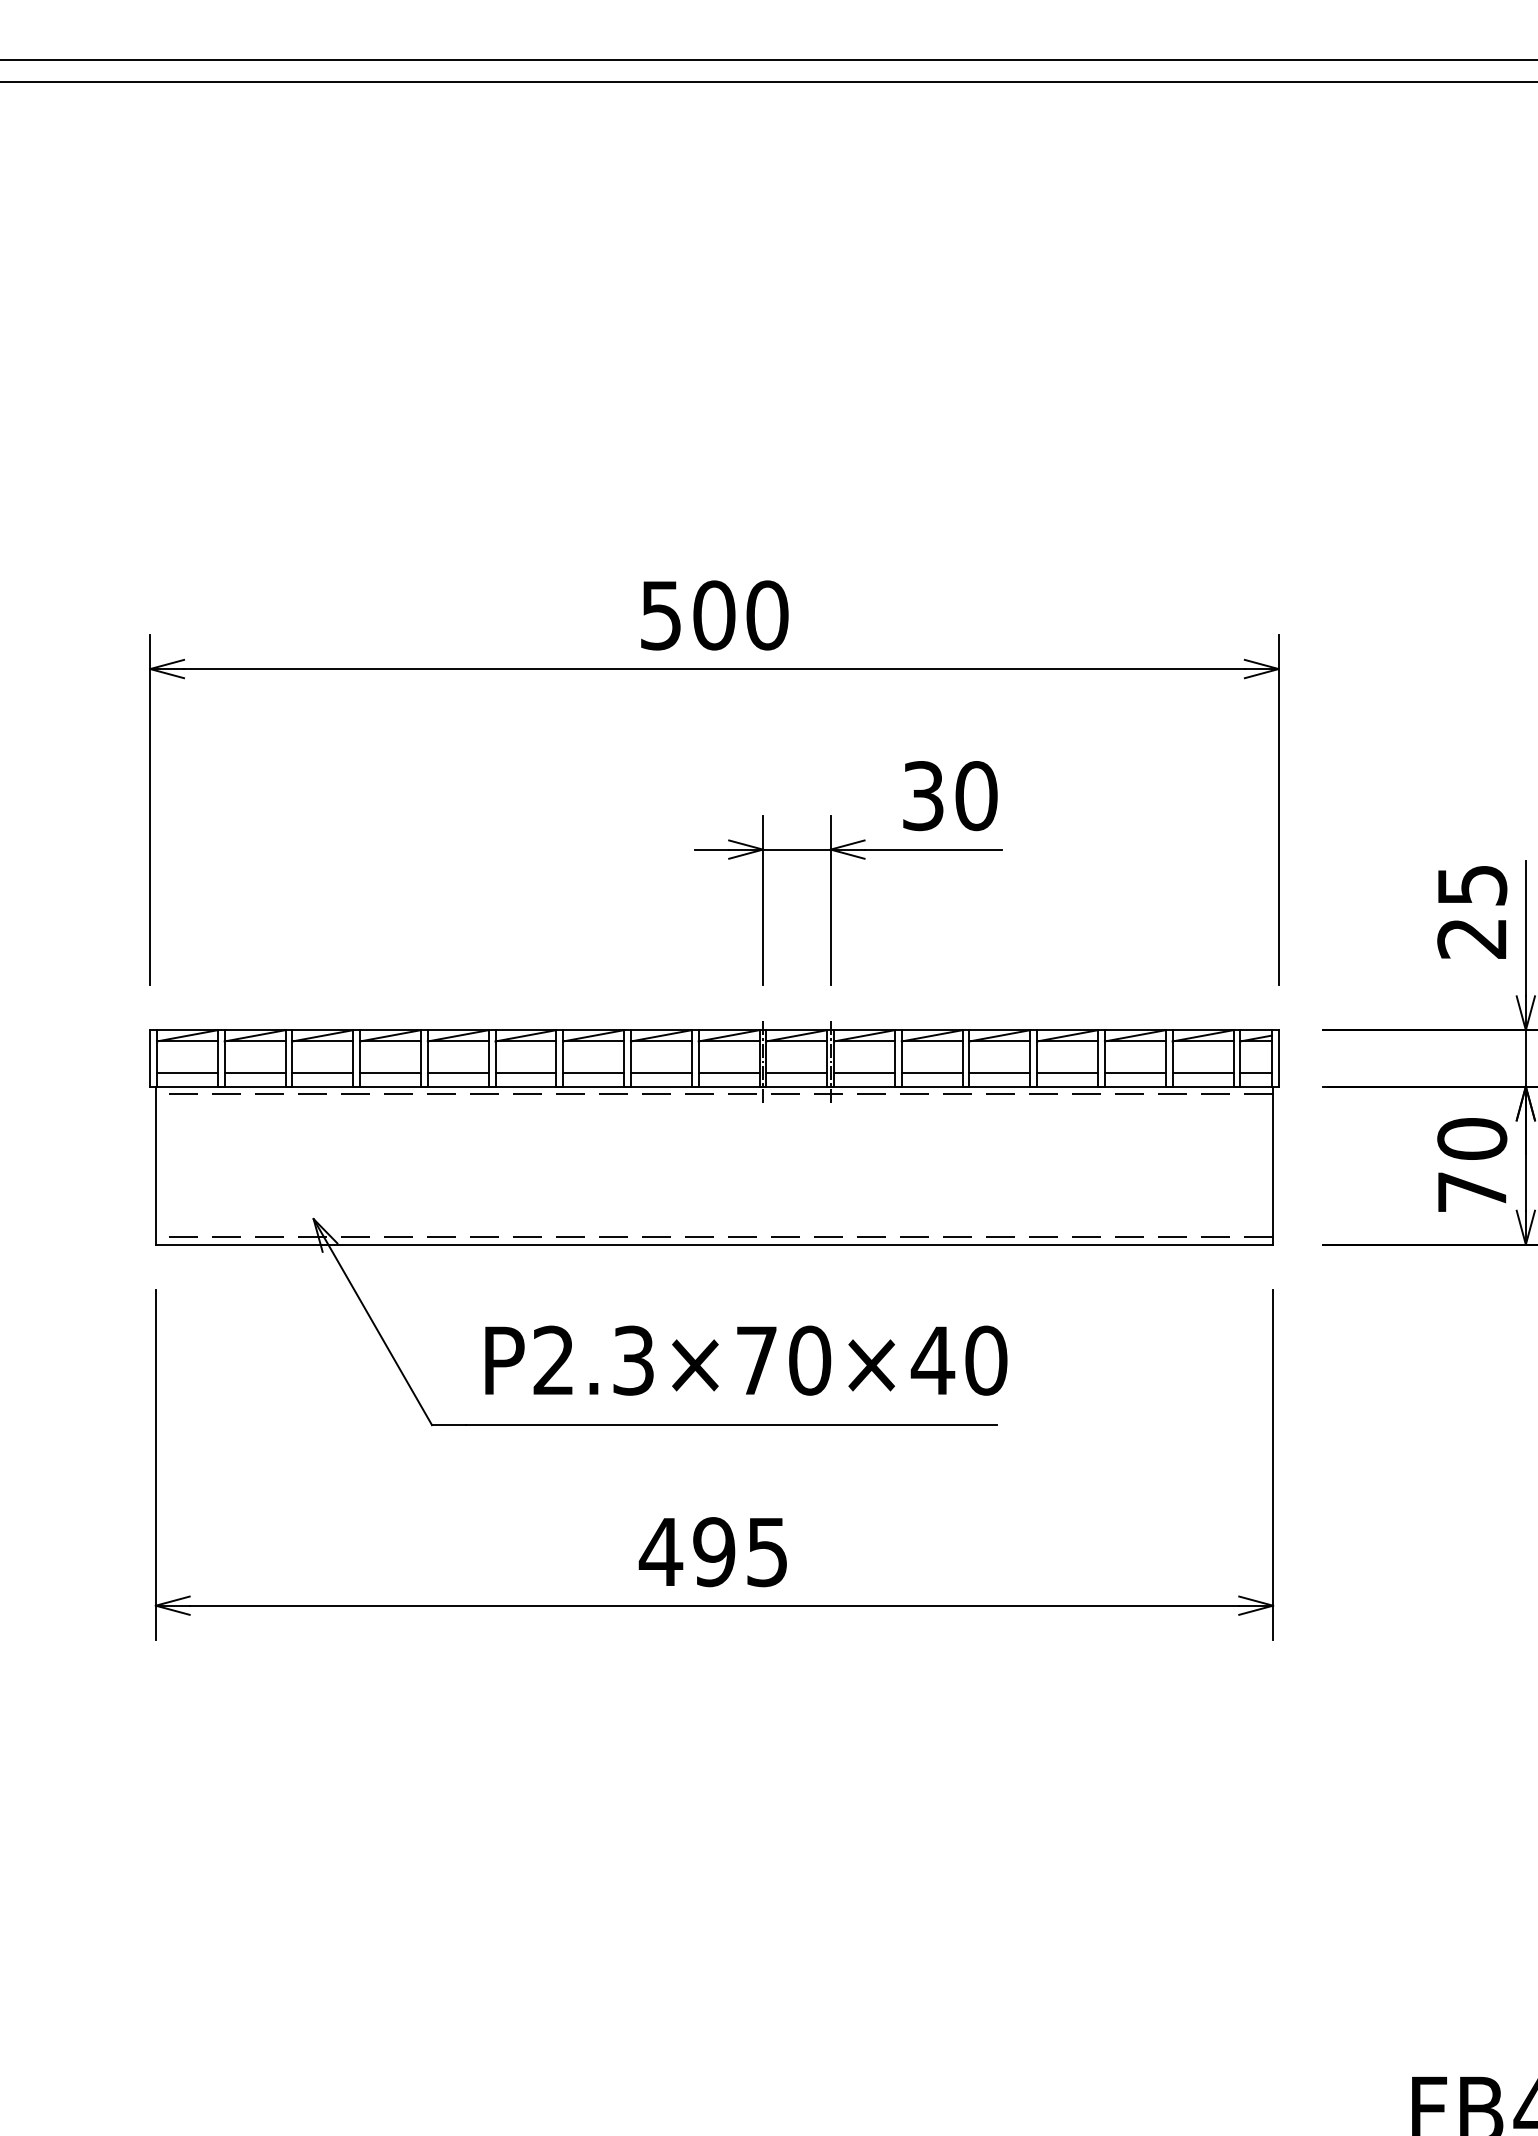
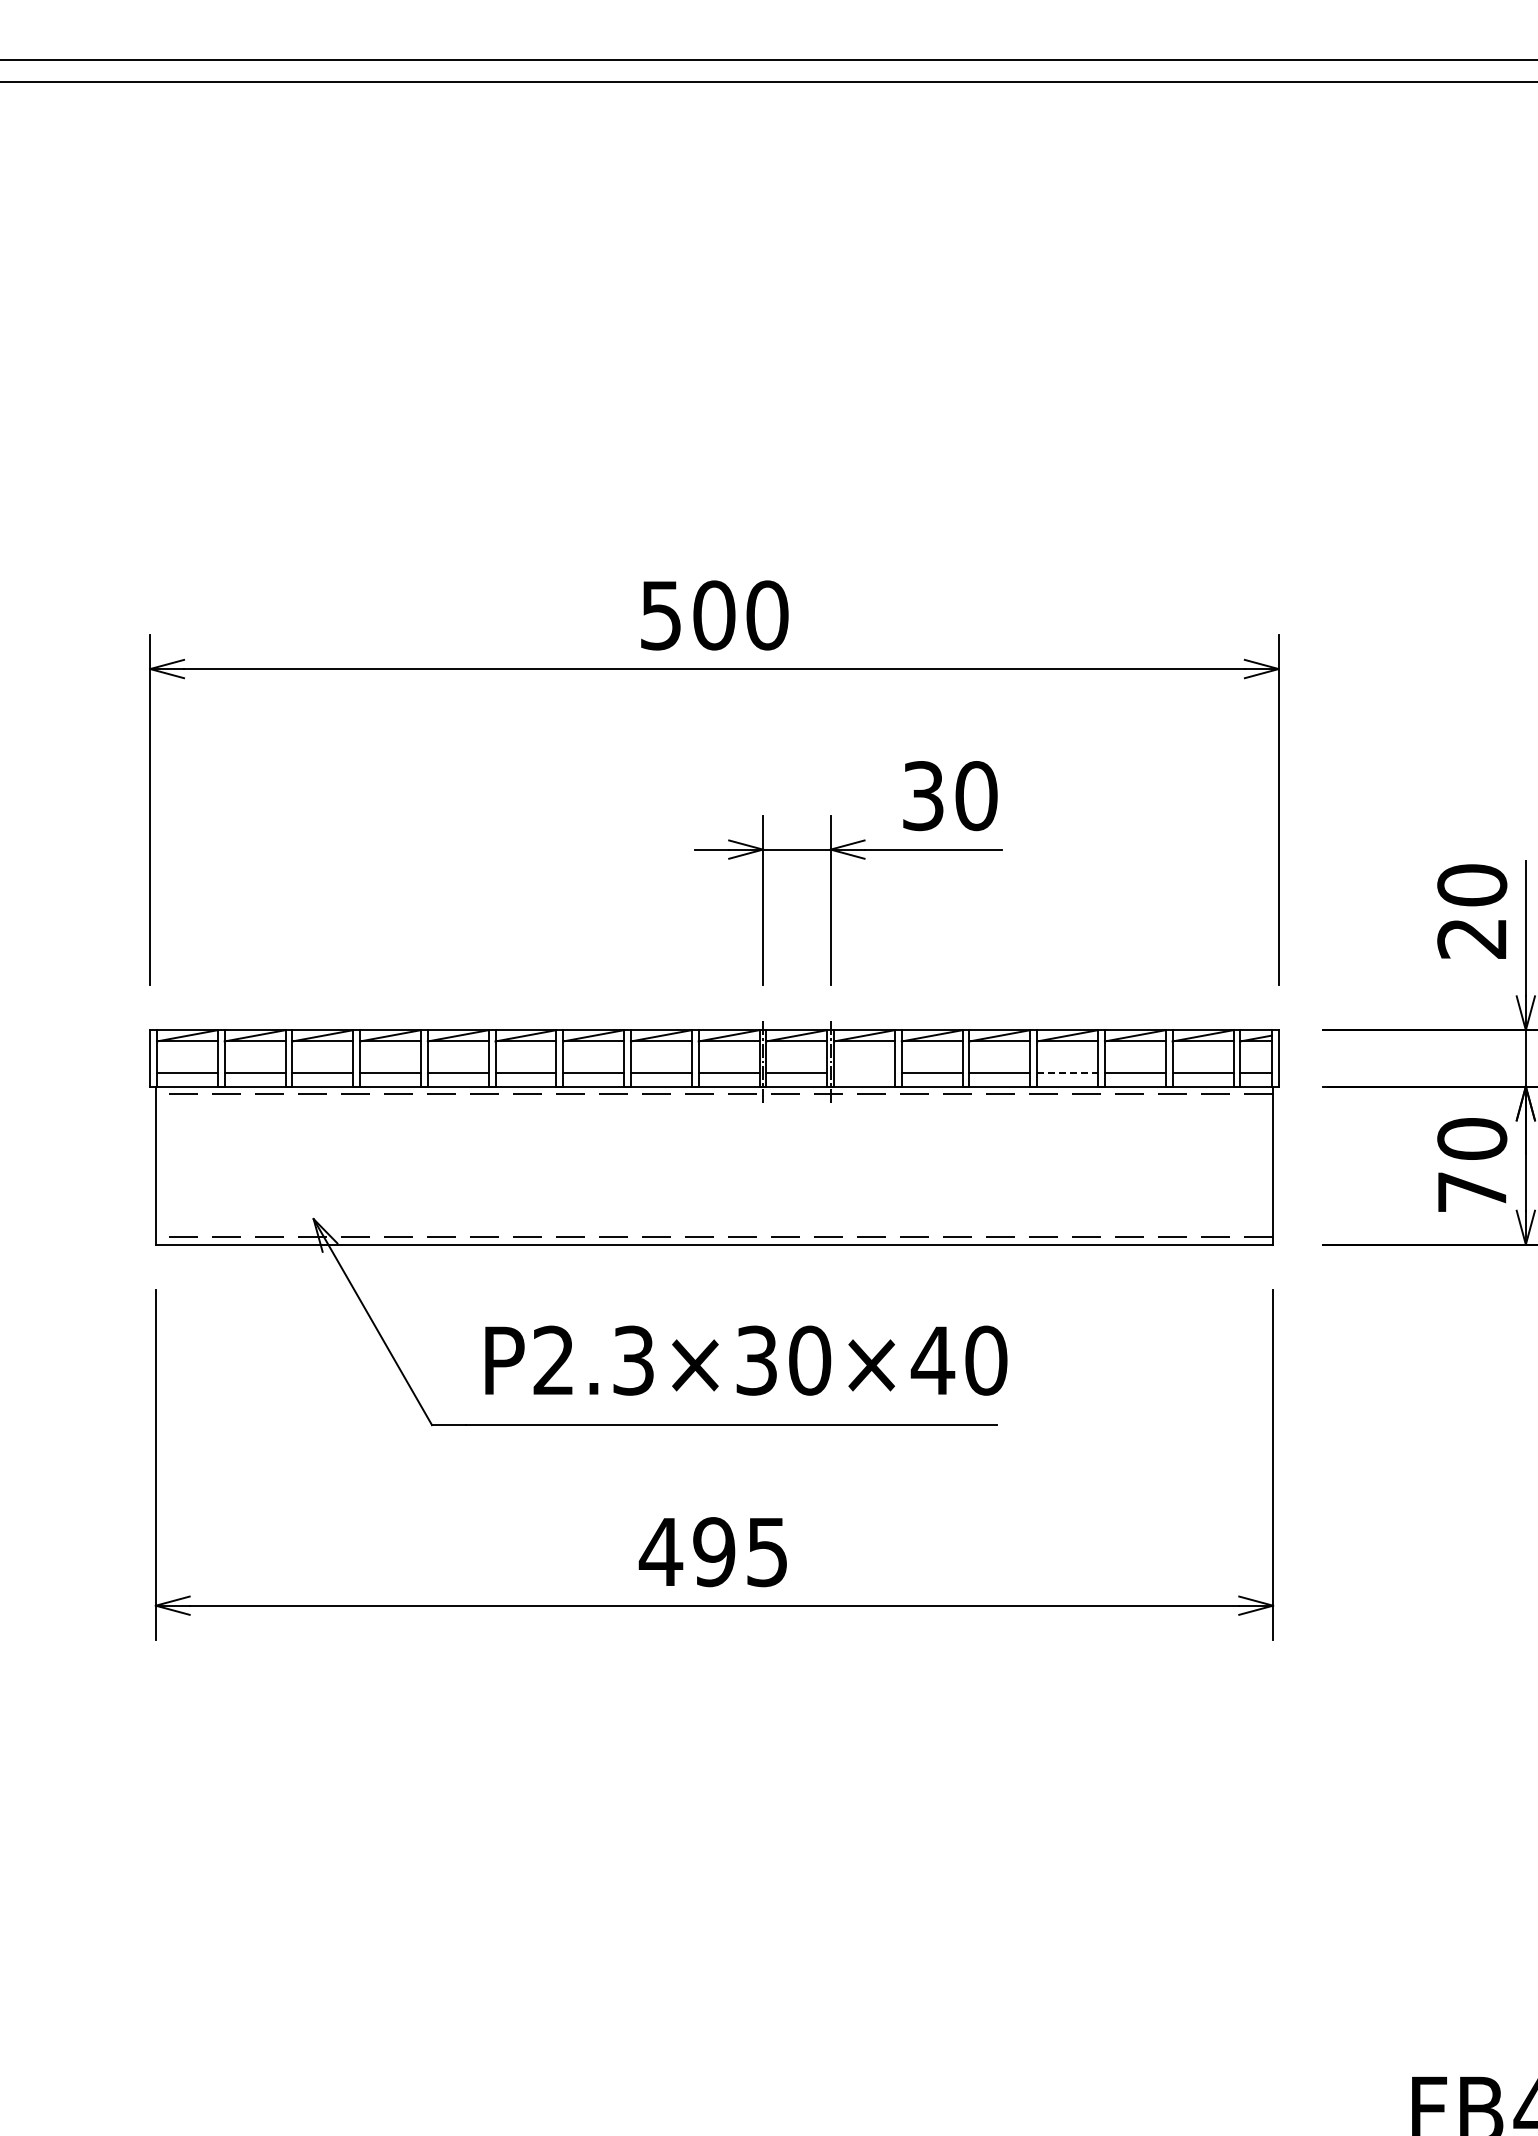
text: 25 -> 20 (1472, 885)
line: present -> none (864, 1073)
line: solid -> dashed (1068, 1073)
text: P2.3×70×40 -> P2.3×30×40 (756, 1360)
